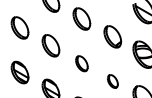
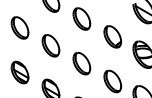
part size: 14x18 px -> 20x24 px (81, 63)
part size: 12x15 px -> 20x25 px (112, 81)
